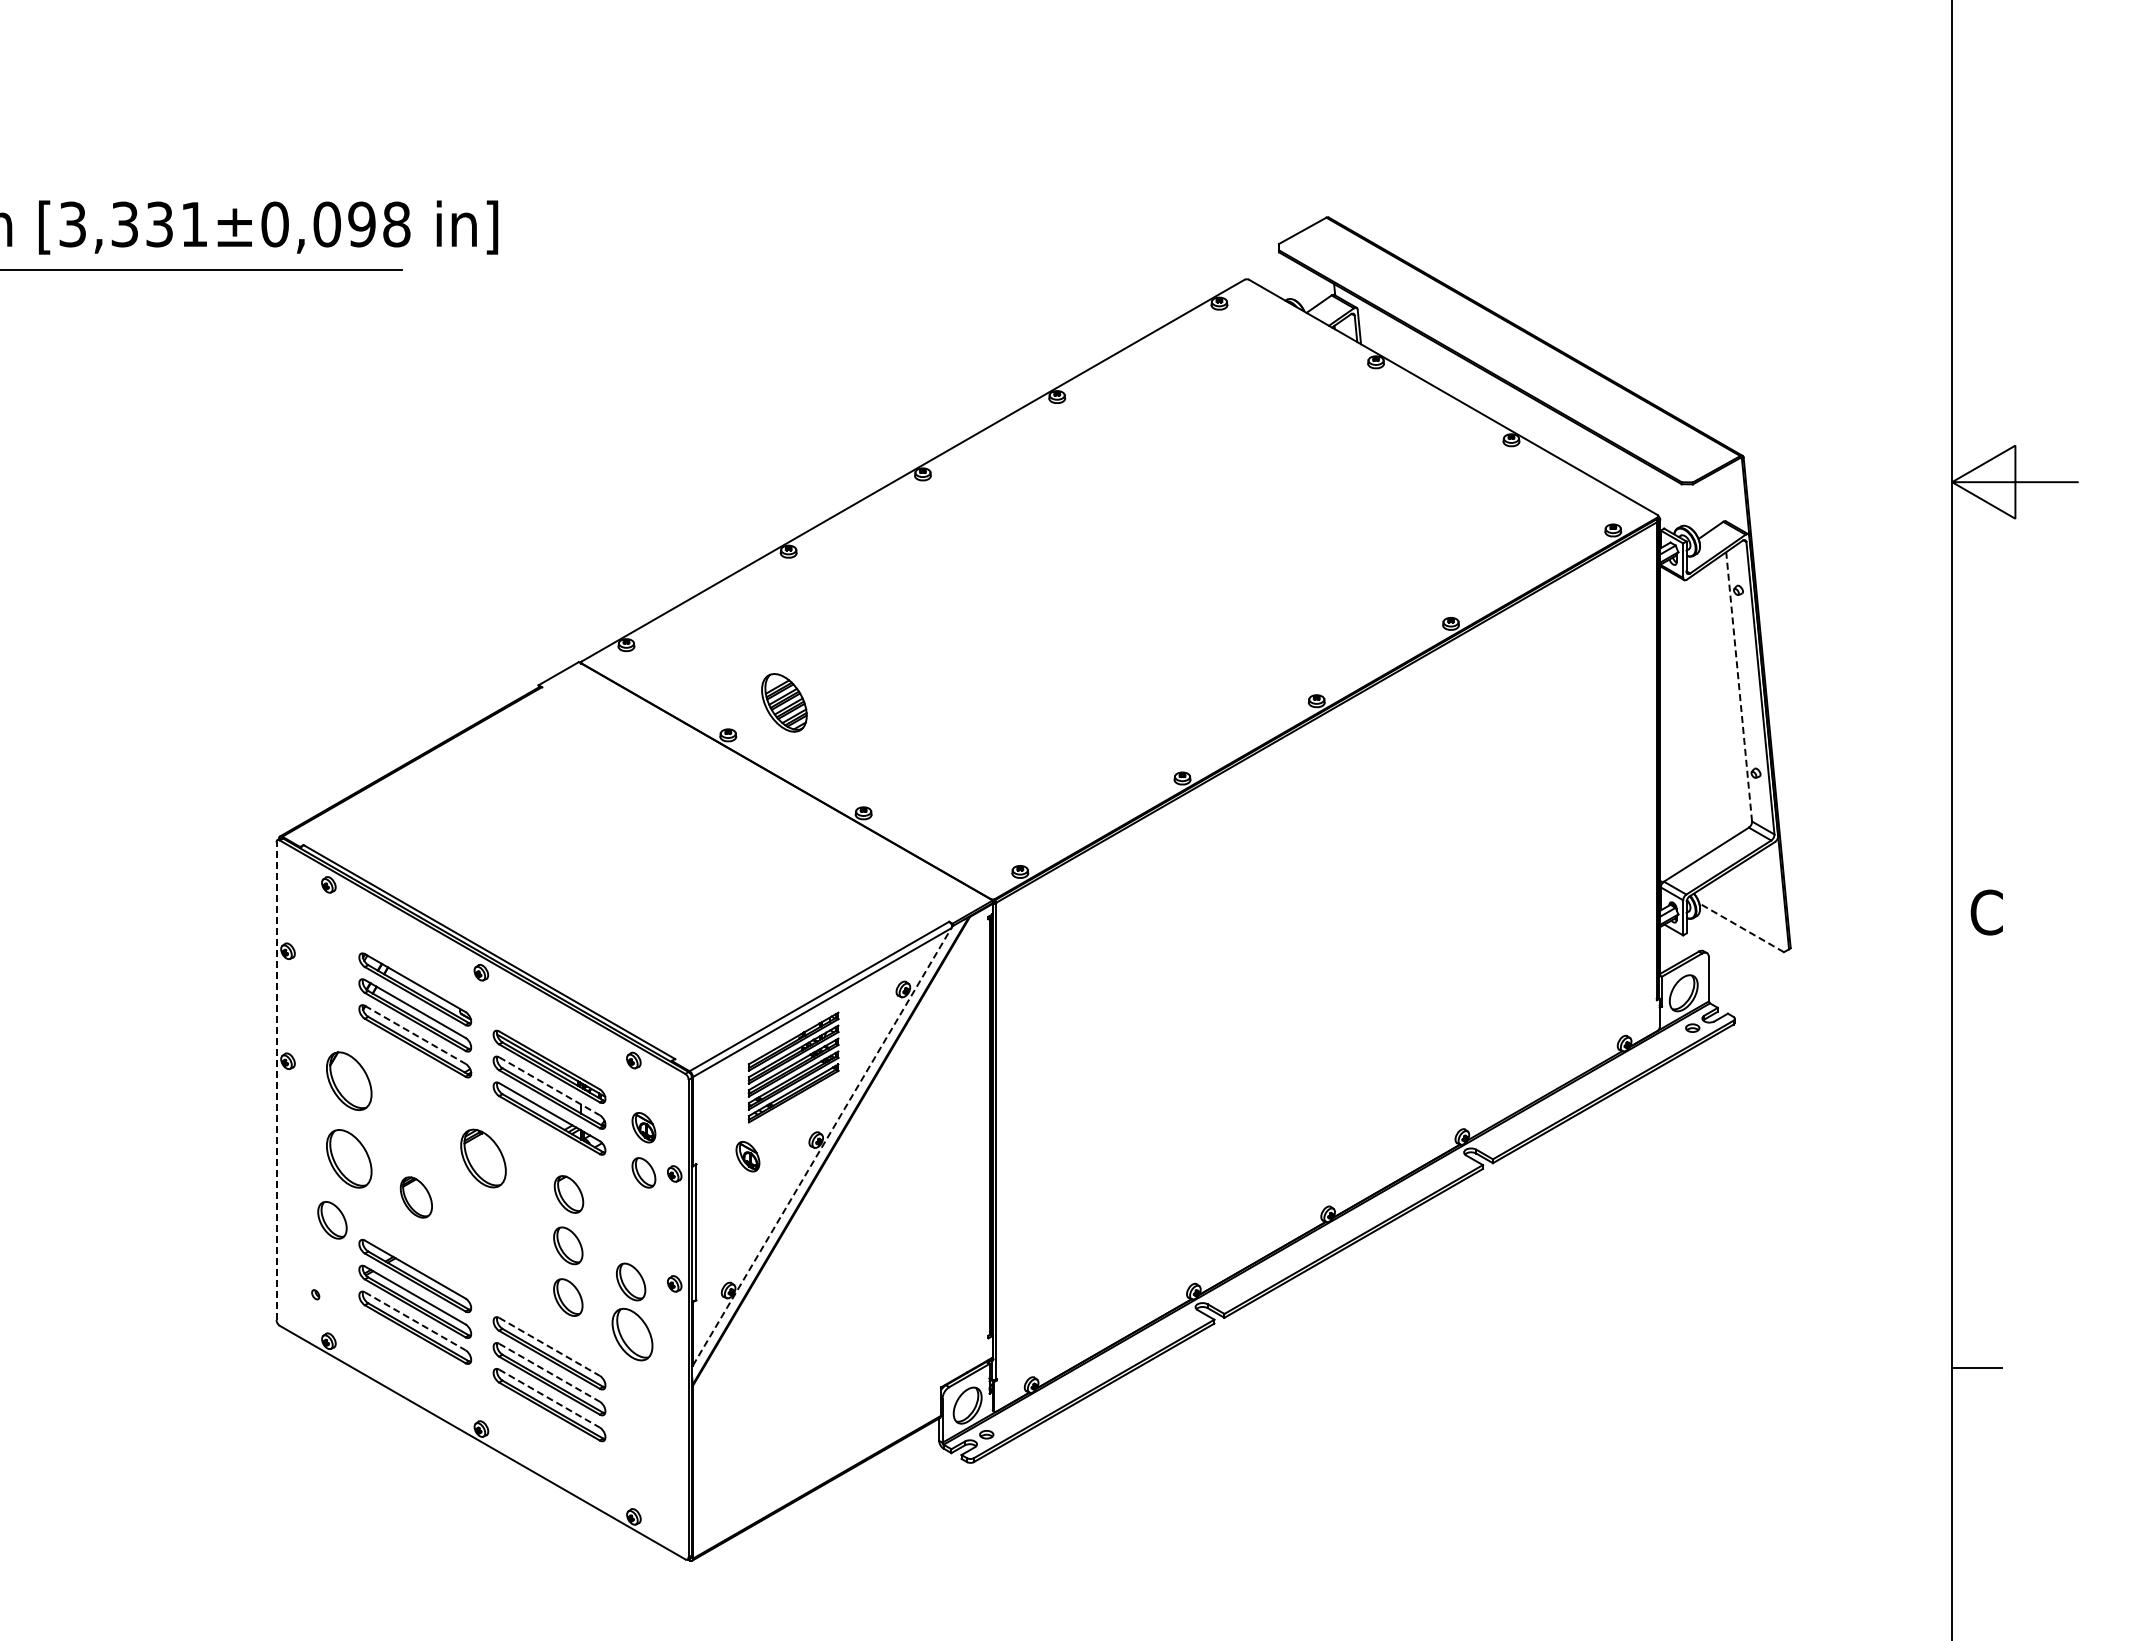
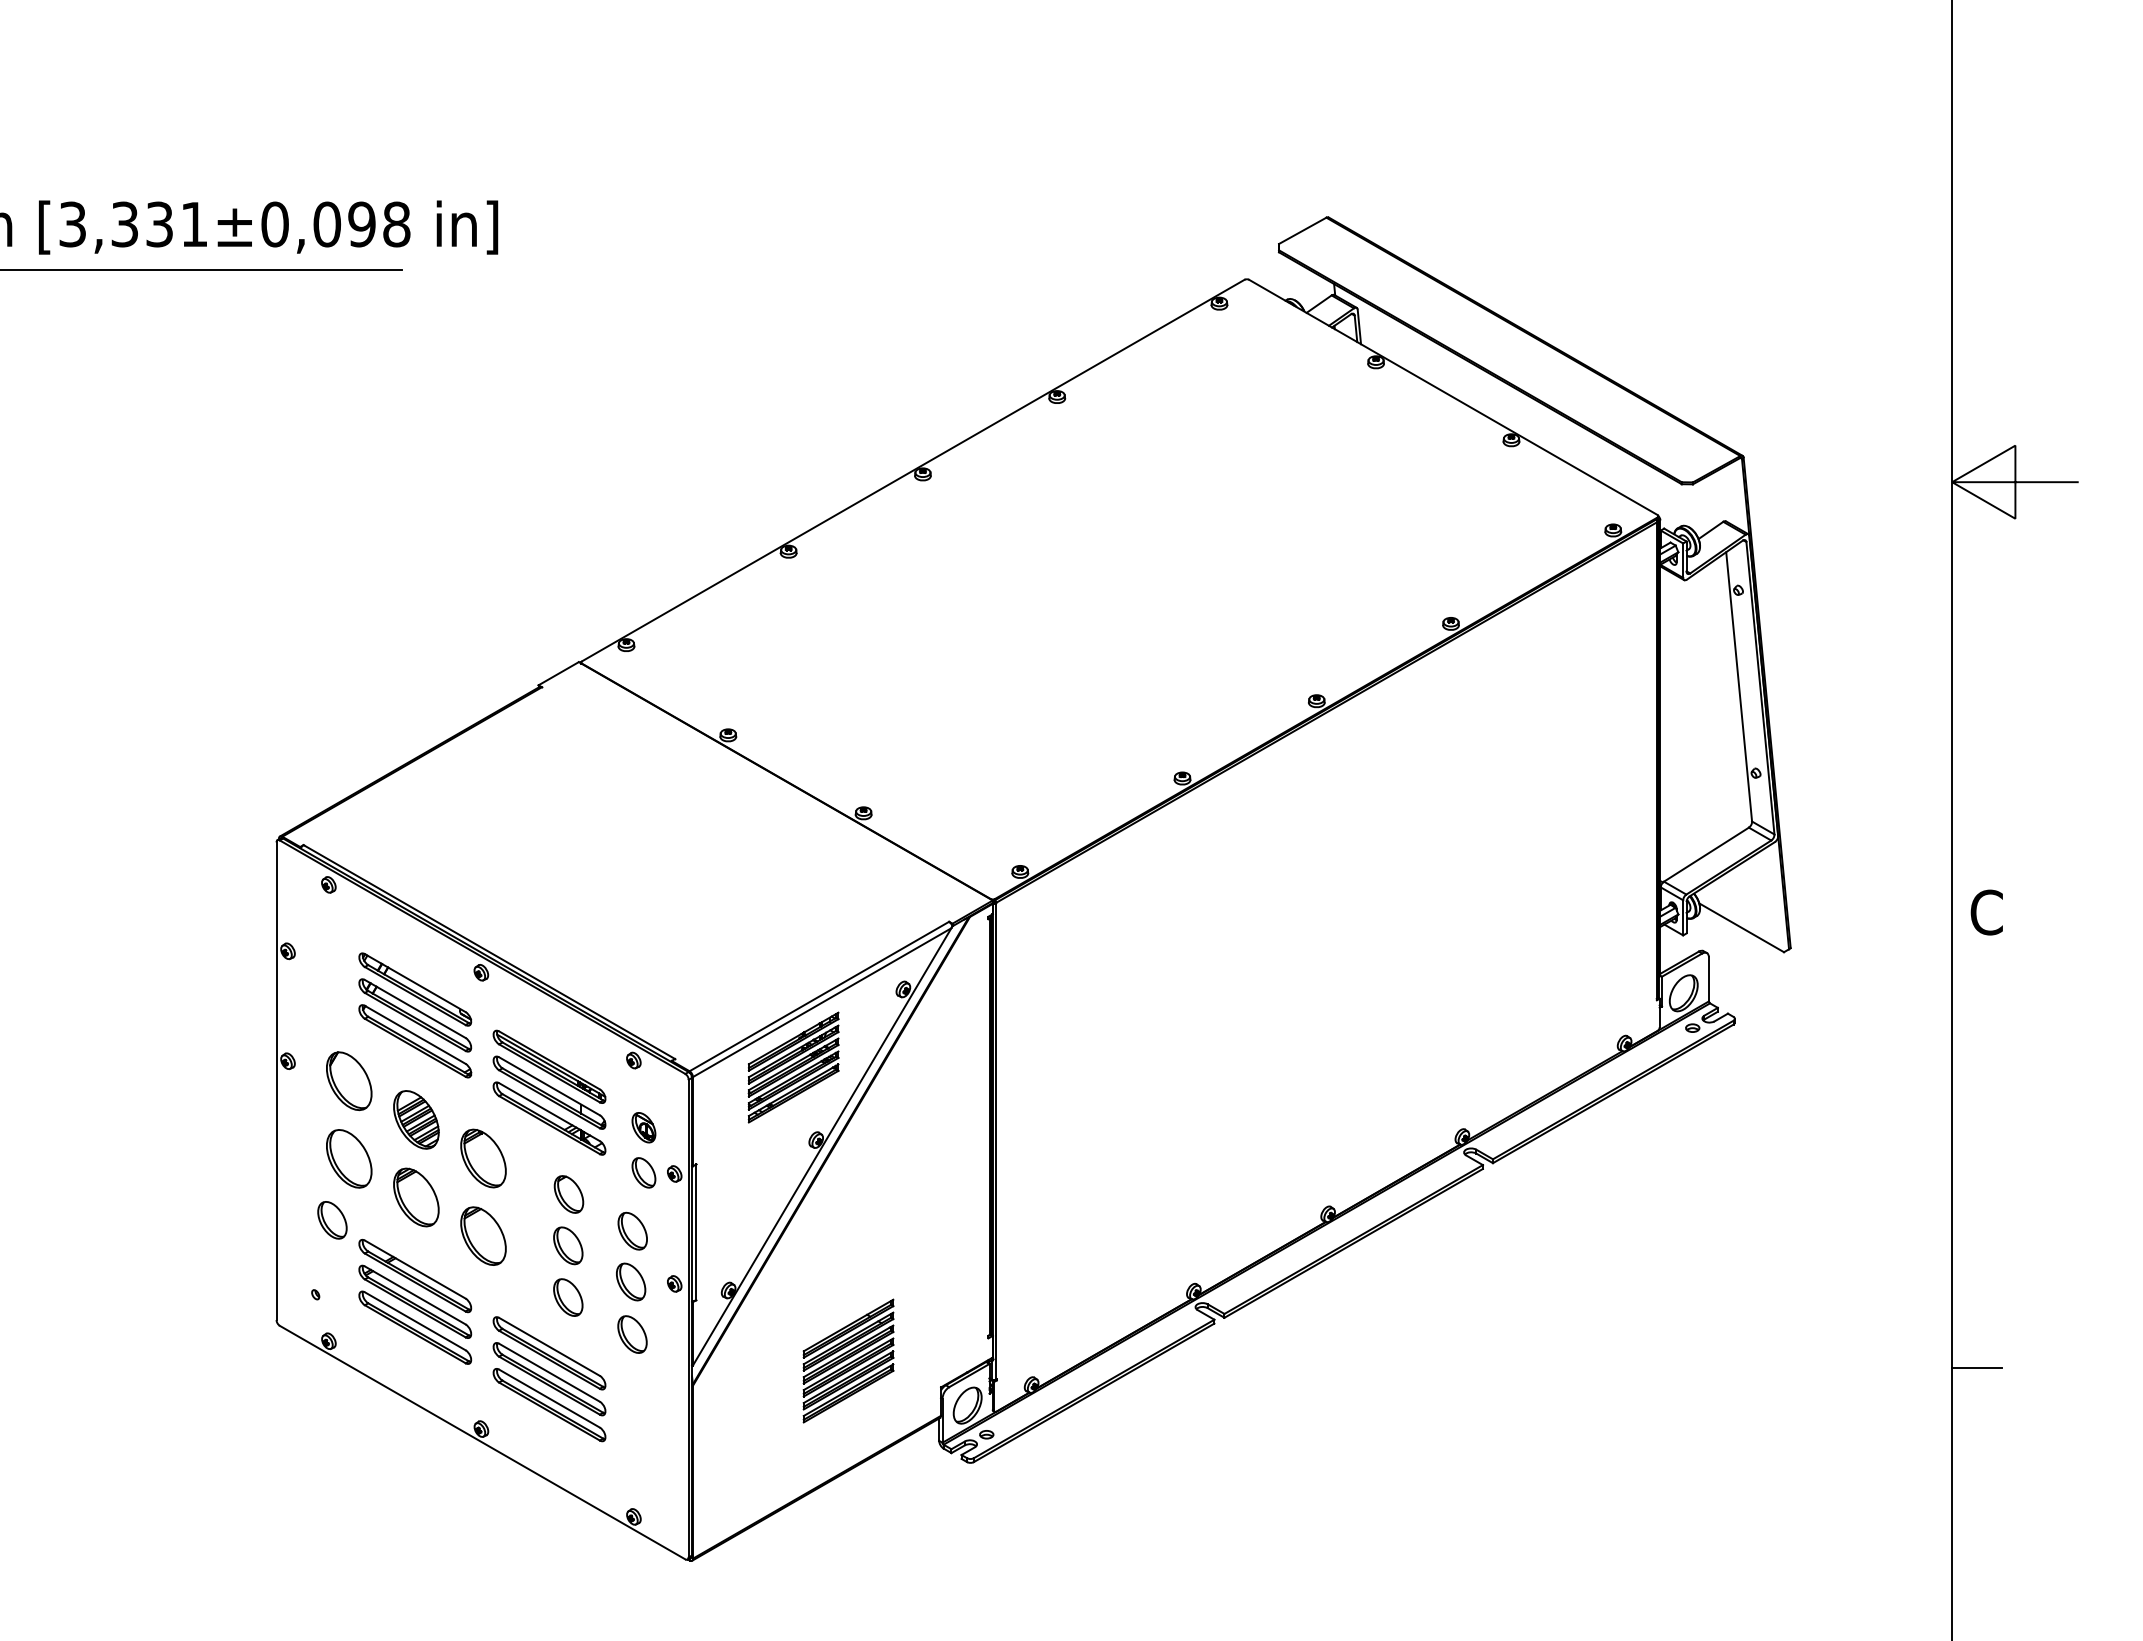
line: dashed -> solid (1739, 686)
part position: (784, 702) -> (416, 1119) (416, 1119)
line: dashed -> solid (1741, 927)
line: dashed -> solid (415, 1035)
line: dashed -> solid (276, 1081)
line: dashed -> solid (549, 1086)
line: dashed -> solid (822, 1146)
part: present -> none (747, 1156)
part size: 34x43 px -> 47x61 px (416, 1197)
part: none -> present (632, 1230)
part: none -> present (483, 1235)
line: dashed -> solid (415, 1321)
part size: 43x55 px -> 31x39 px (632, 1334)
line: dashed -> solid (549, 1347)
part: none -> present (848, 1360)
line: dashed -> solid (549, 1372)
line: dashed -> solid (549, 1398)
